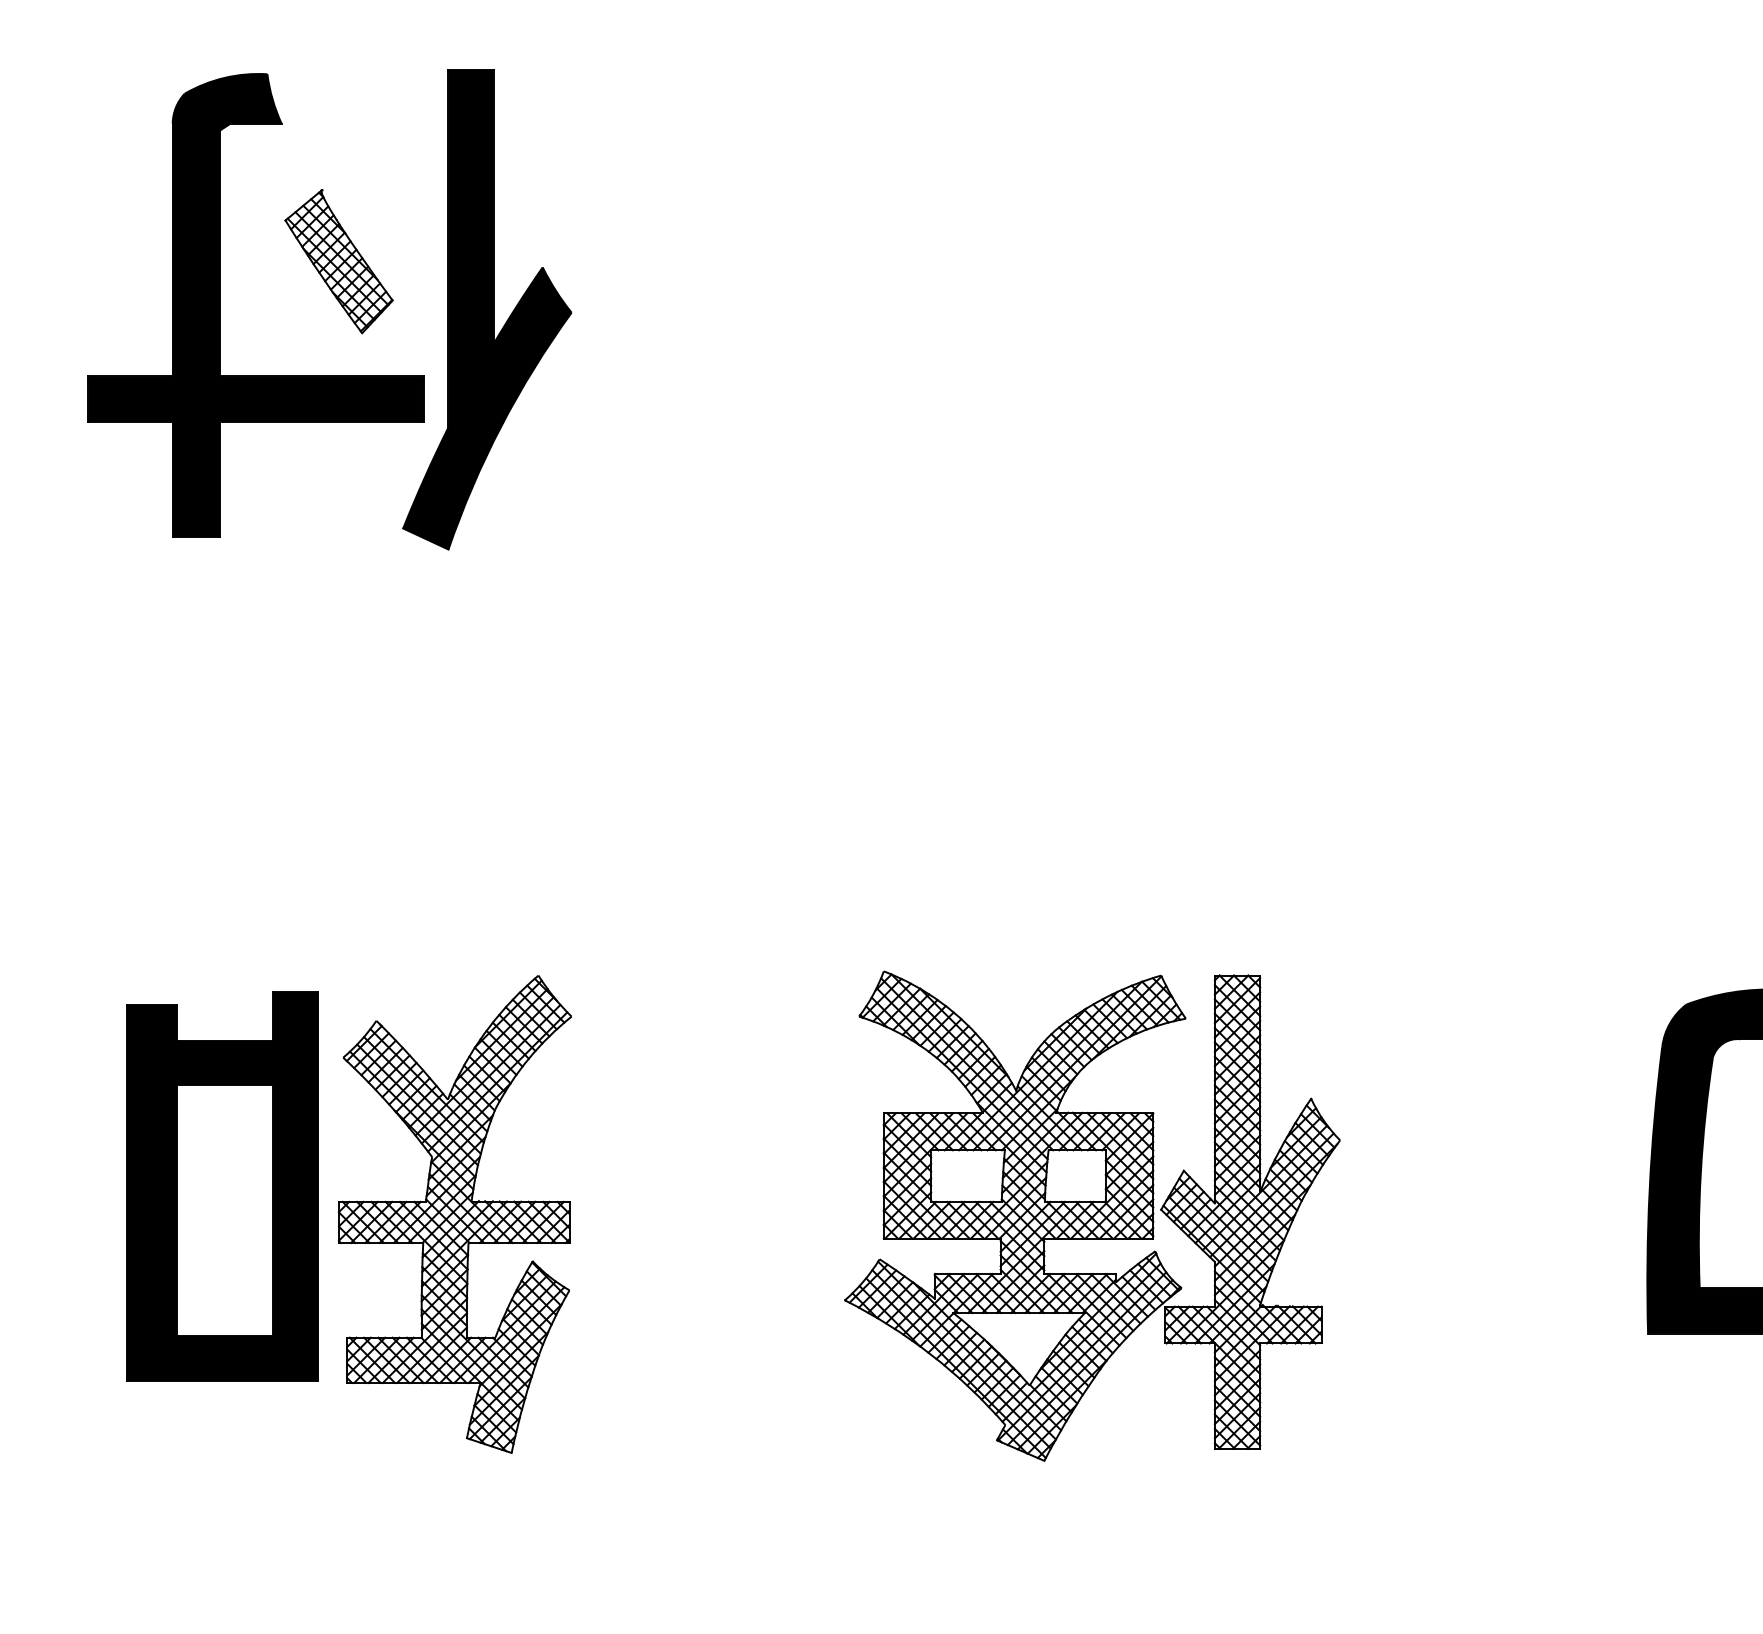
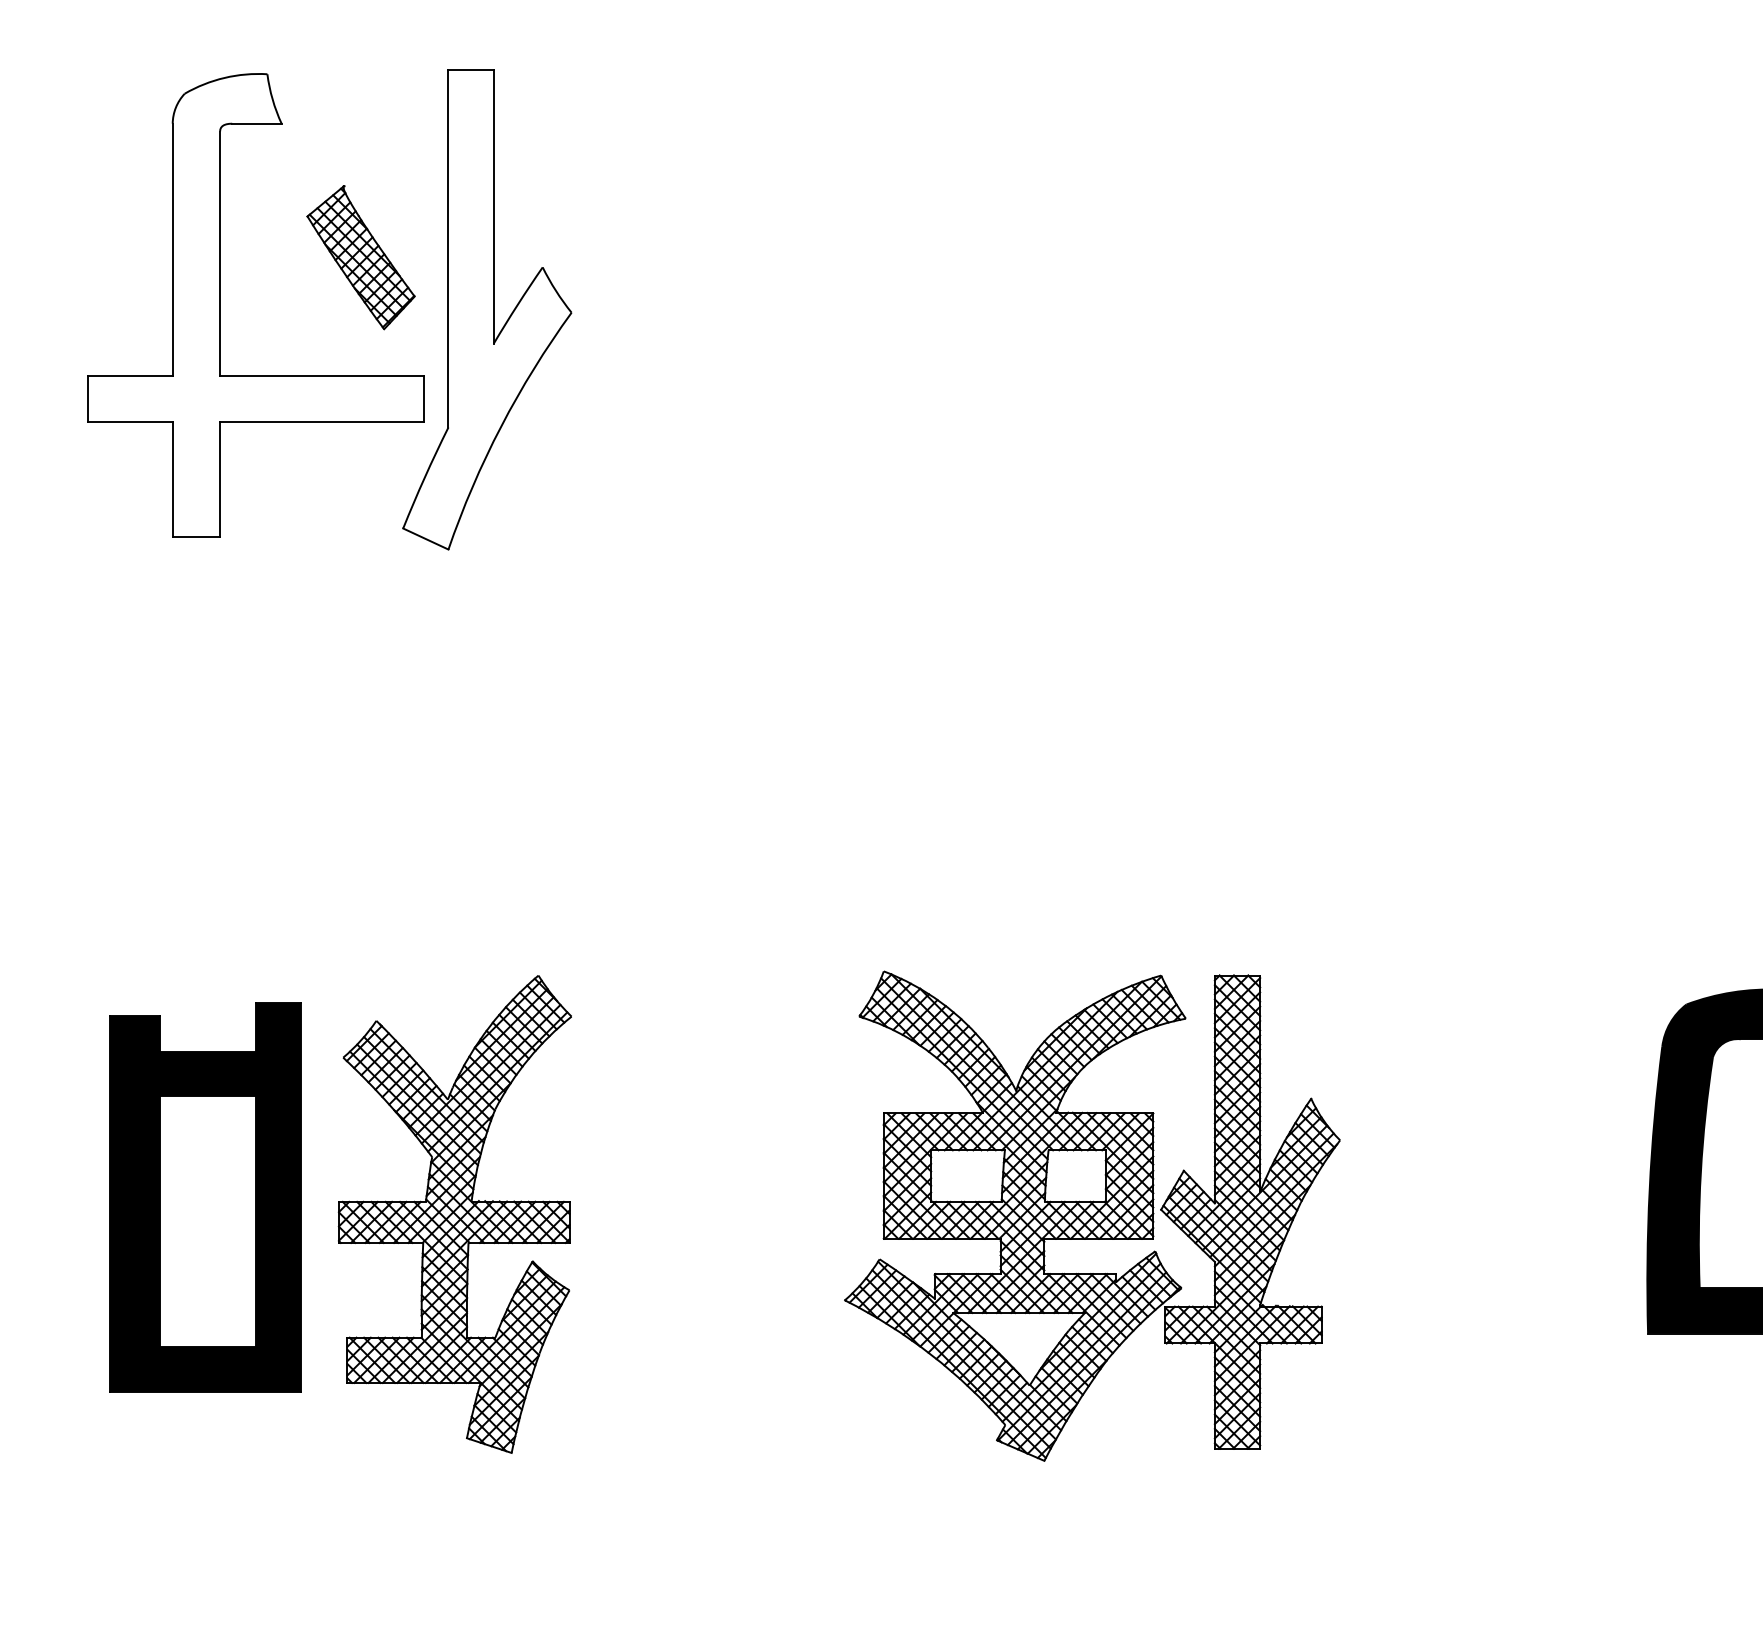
part position: (338, 261) -> (360, 257) (360, 257)
fill: present -> none (255, 305)
fill: present -> none (487, 309)
part position: (222, 1186) -> (205, 1197) (205, 1197)
